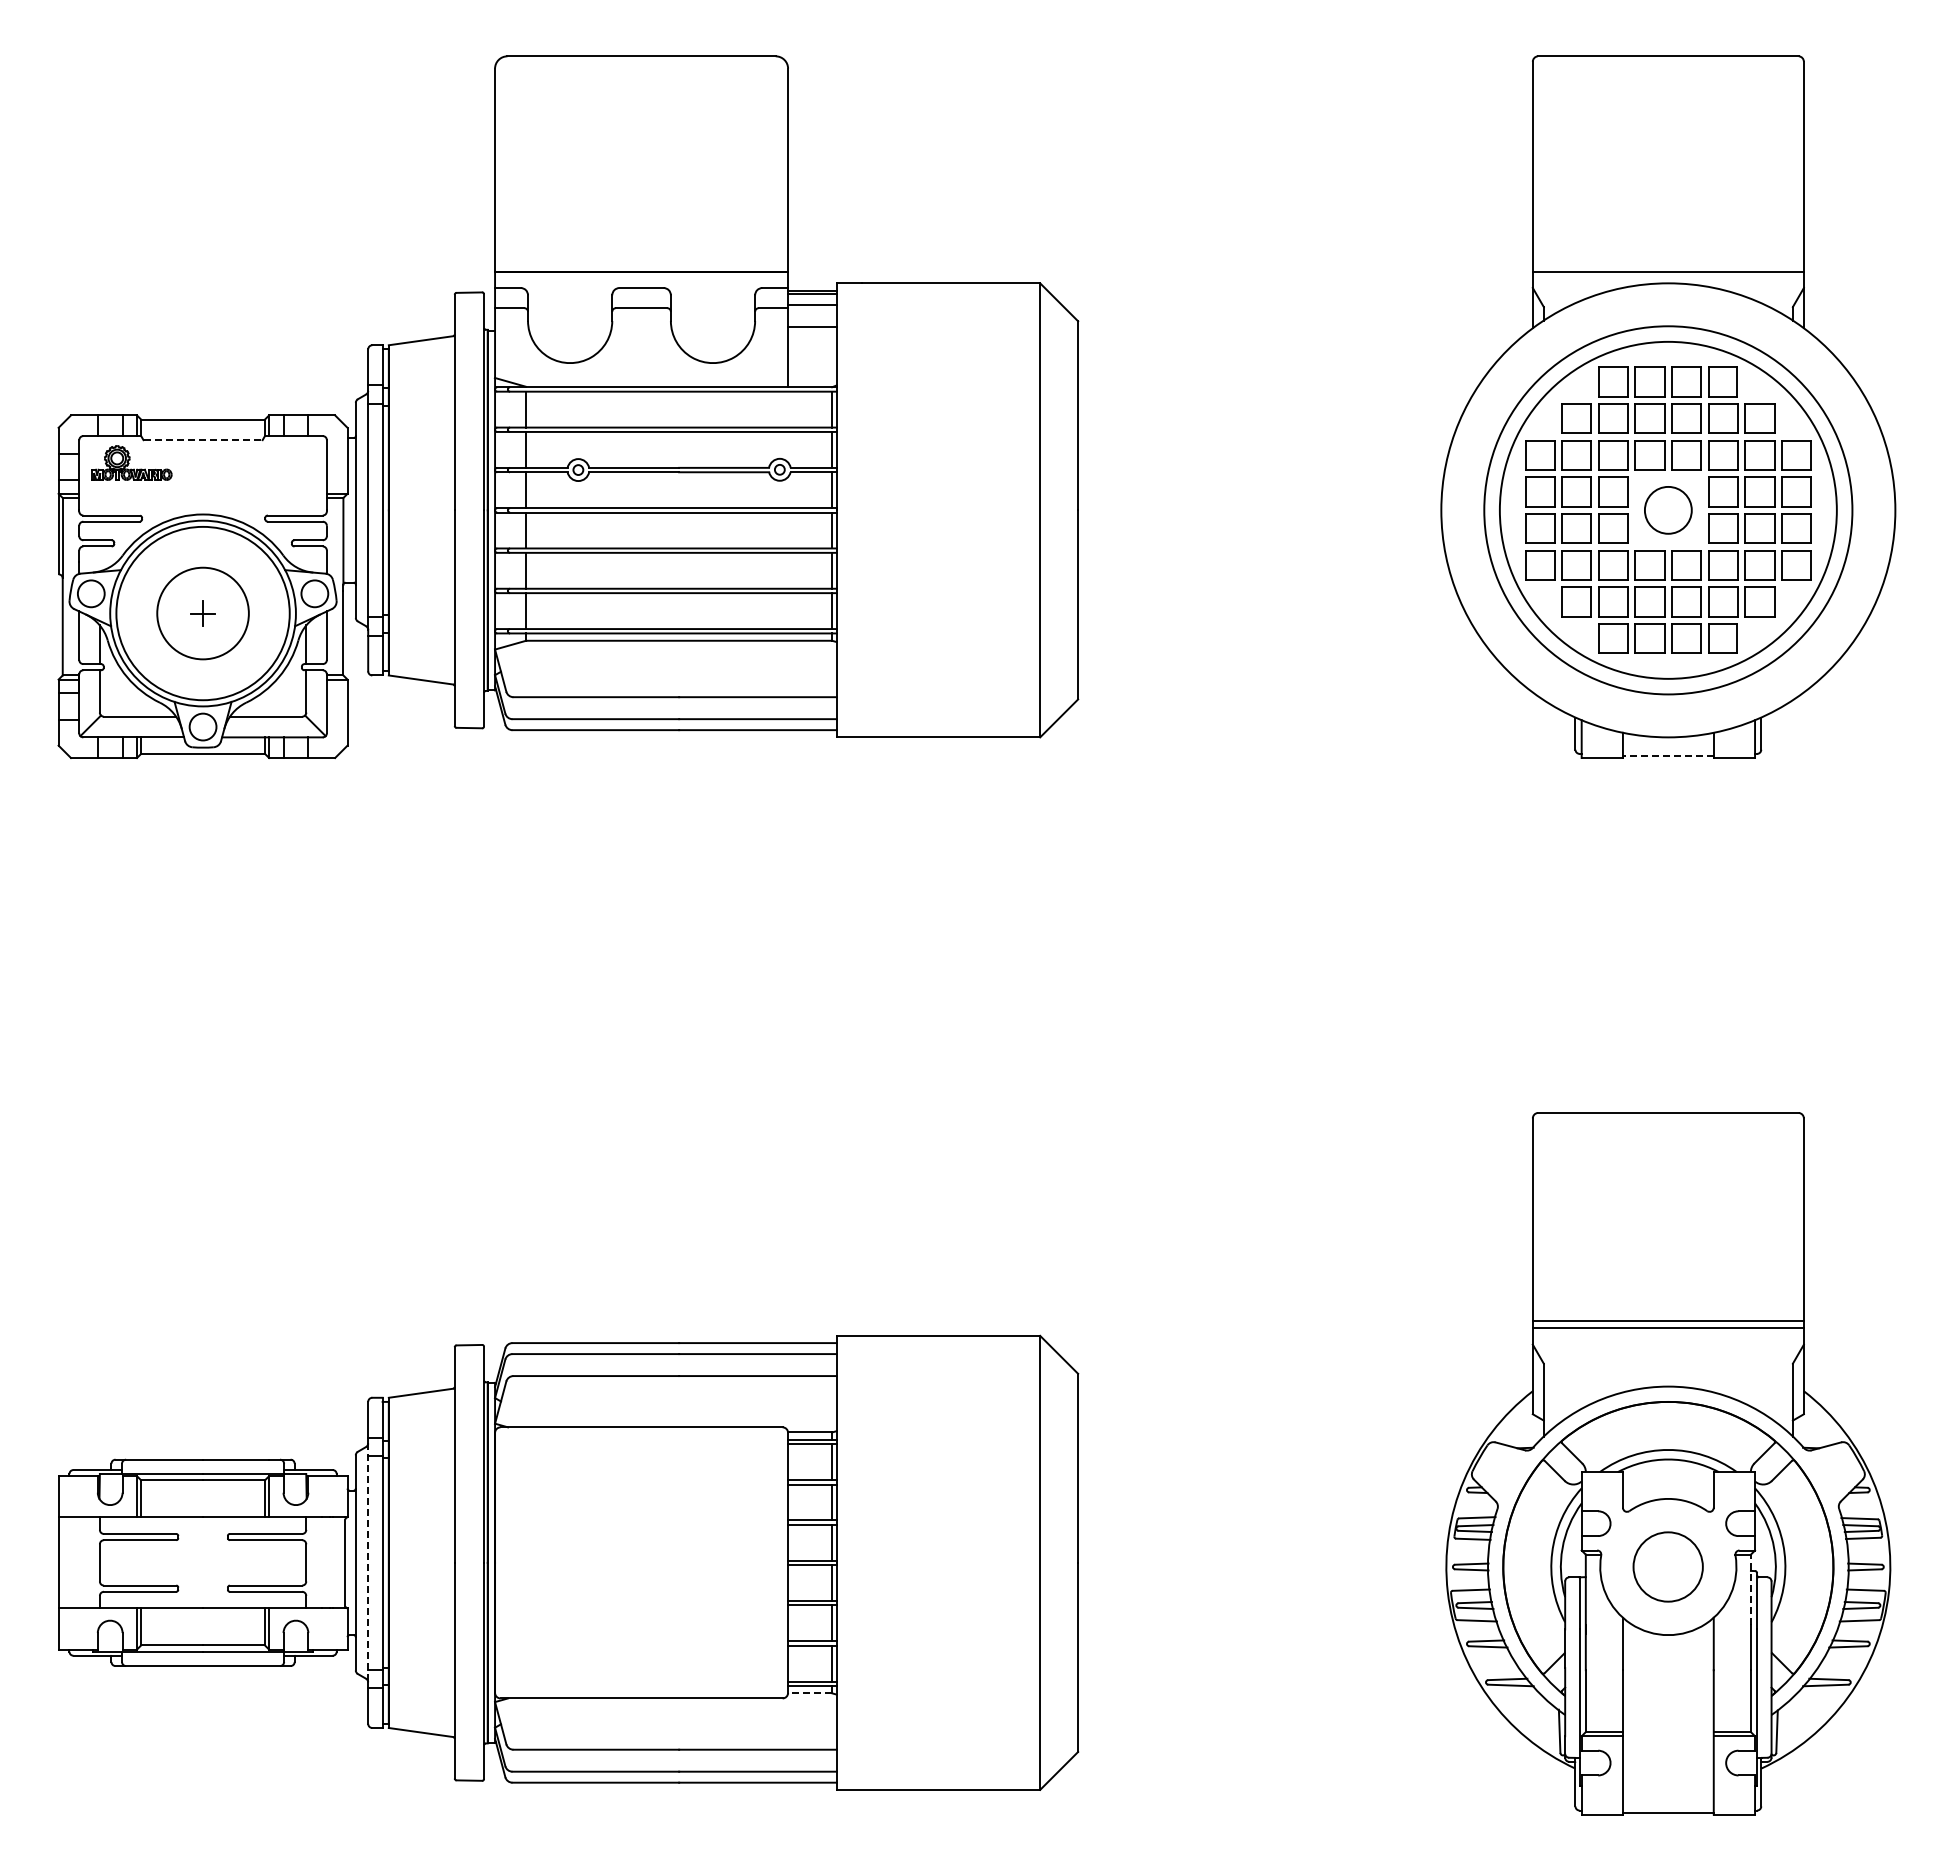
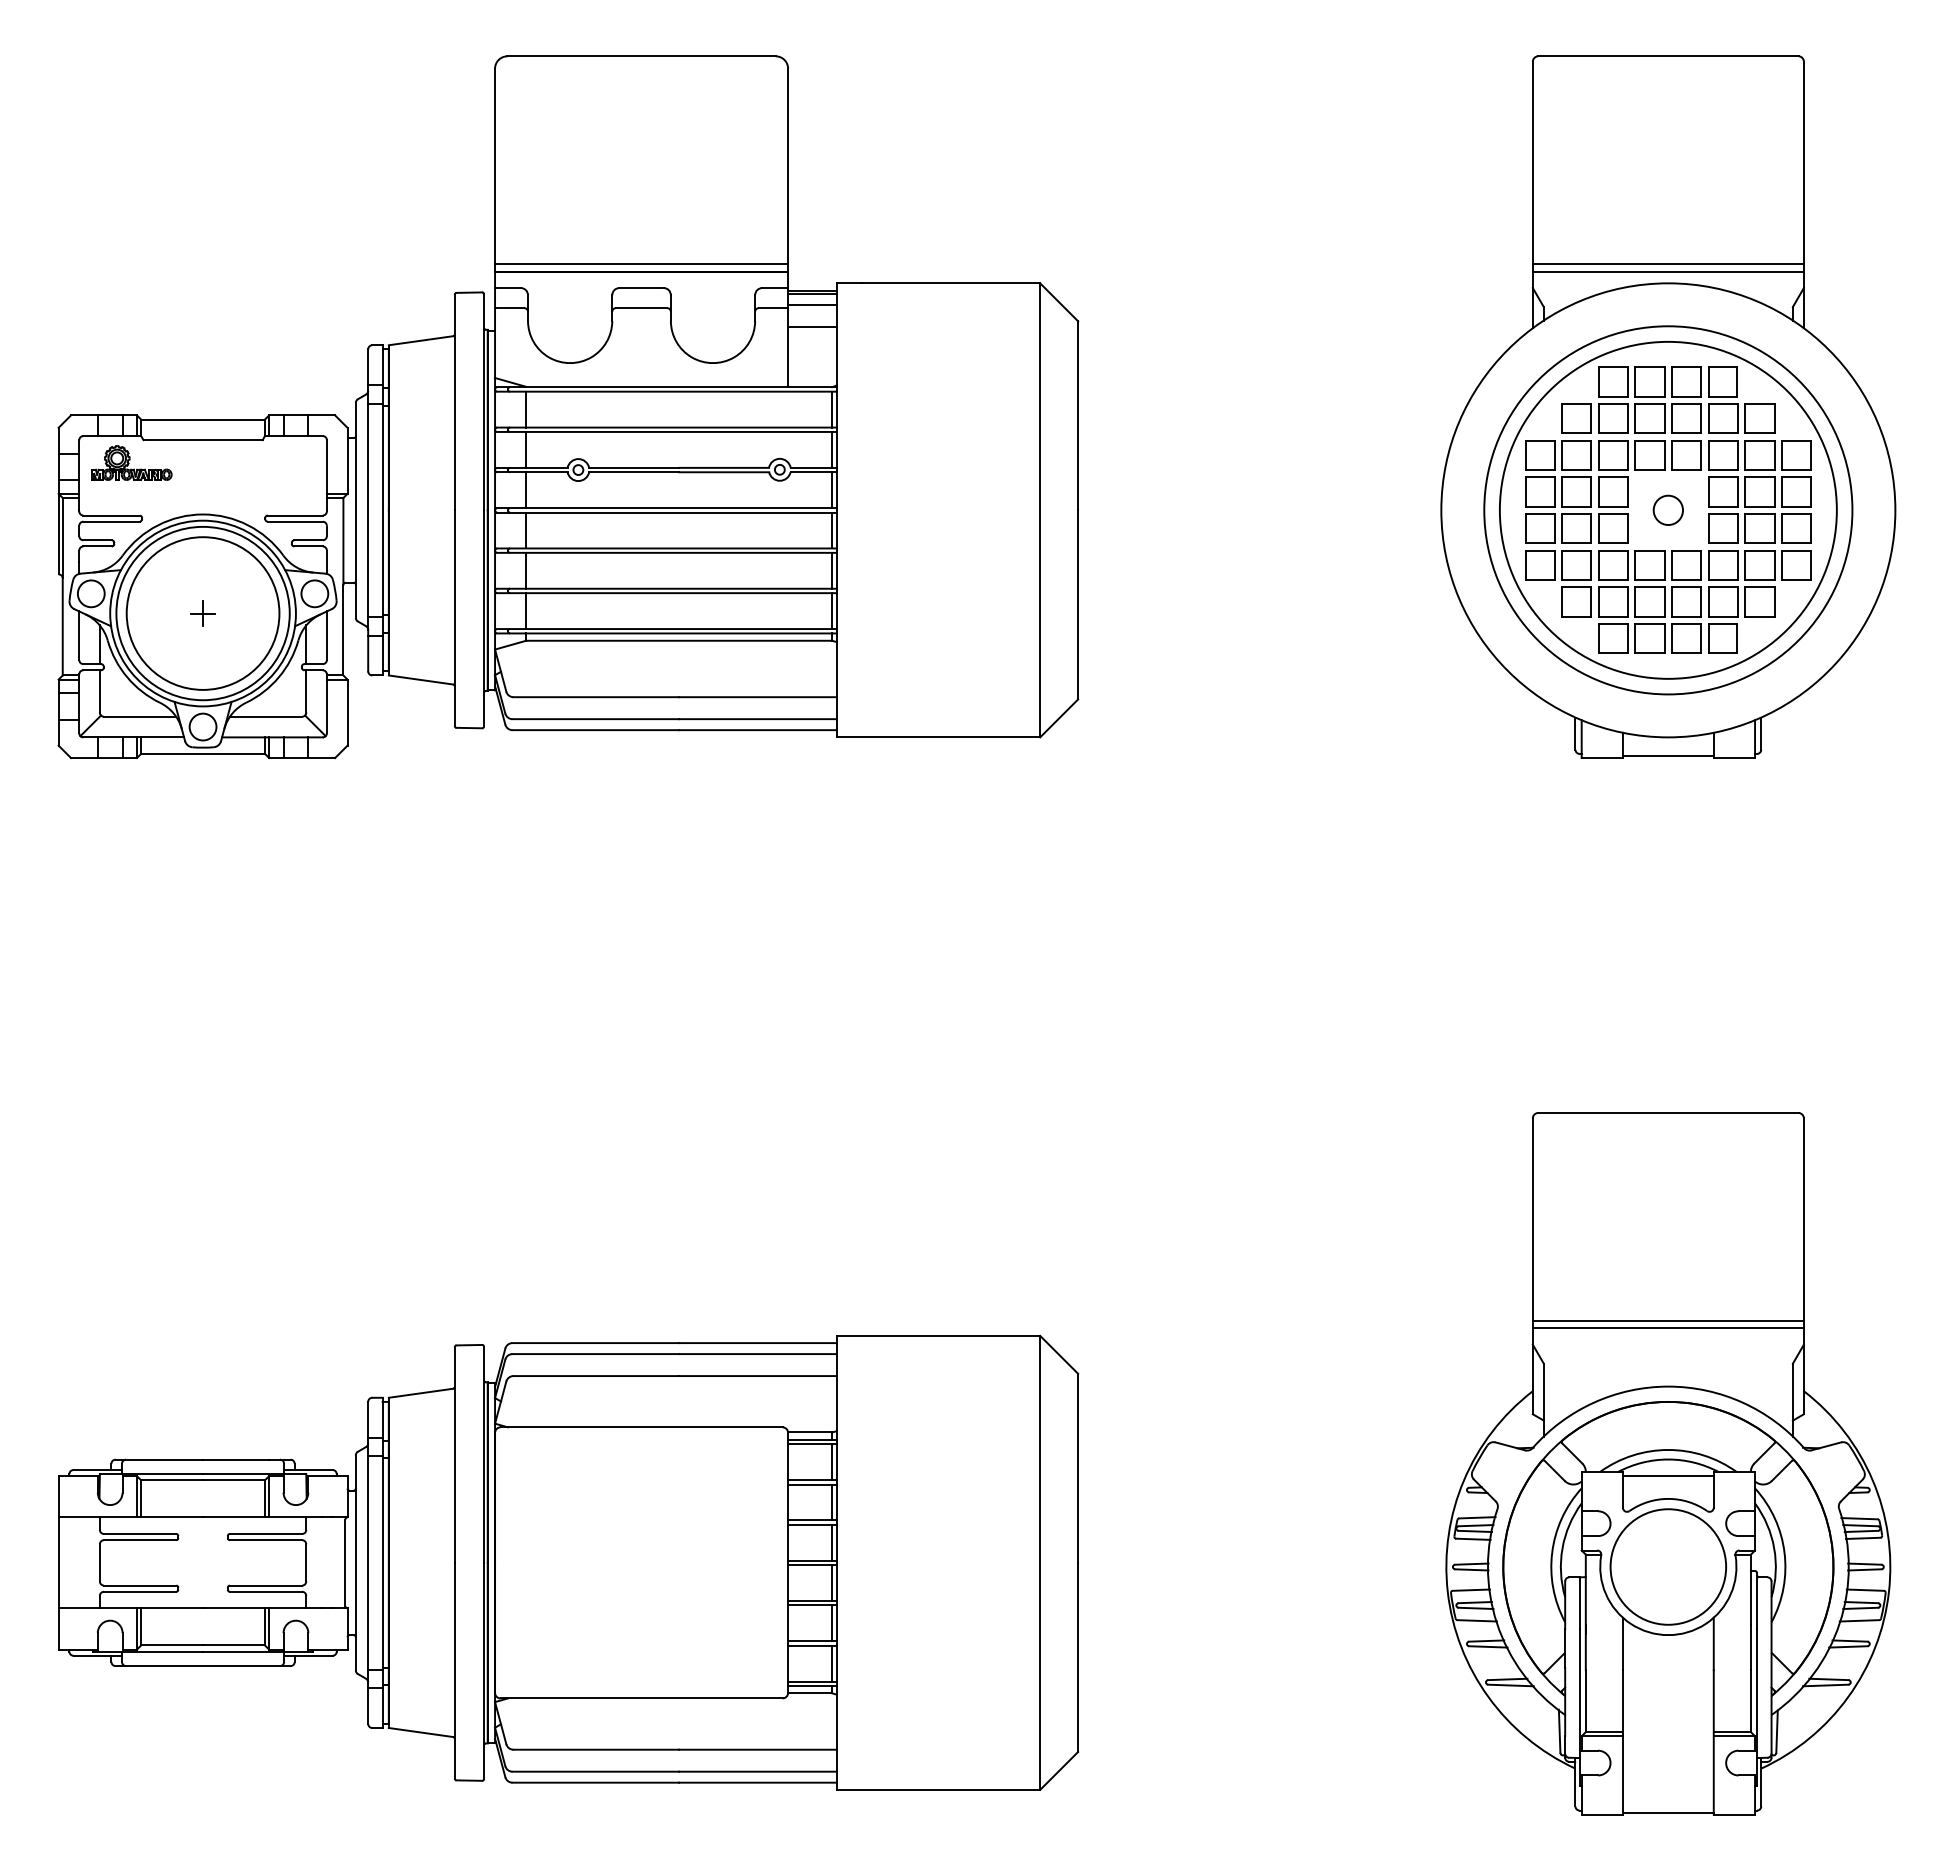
line: none -> present (641, 264)
line: none -> present (1667, 264)
line: dashed -> solid (203, 440)
circle diameter: 47 px -> 29 px (1668, 510)
circle diameter: 92 px -> 153 px (202, 613)
line: dashed -> solid (1667, 755)
line: none -> present (1667, 1476)
line: dashed -> solid (368, 1563)
circle size: 72x72 px -> 118x118 px (1667, 1566)
line: dashed -> solid (1750, 1589)
line: dashed -> solid (810, 1693)
